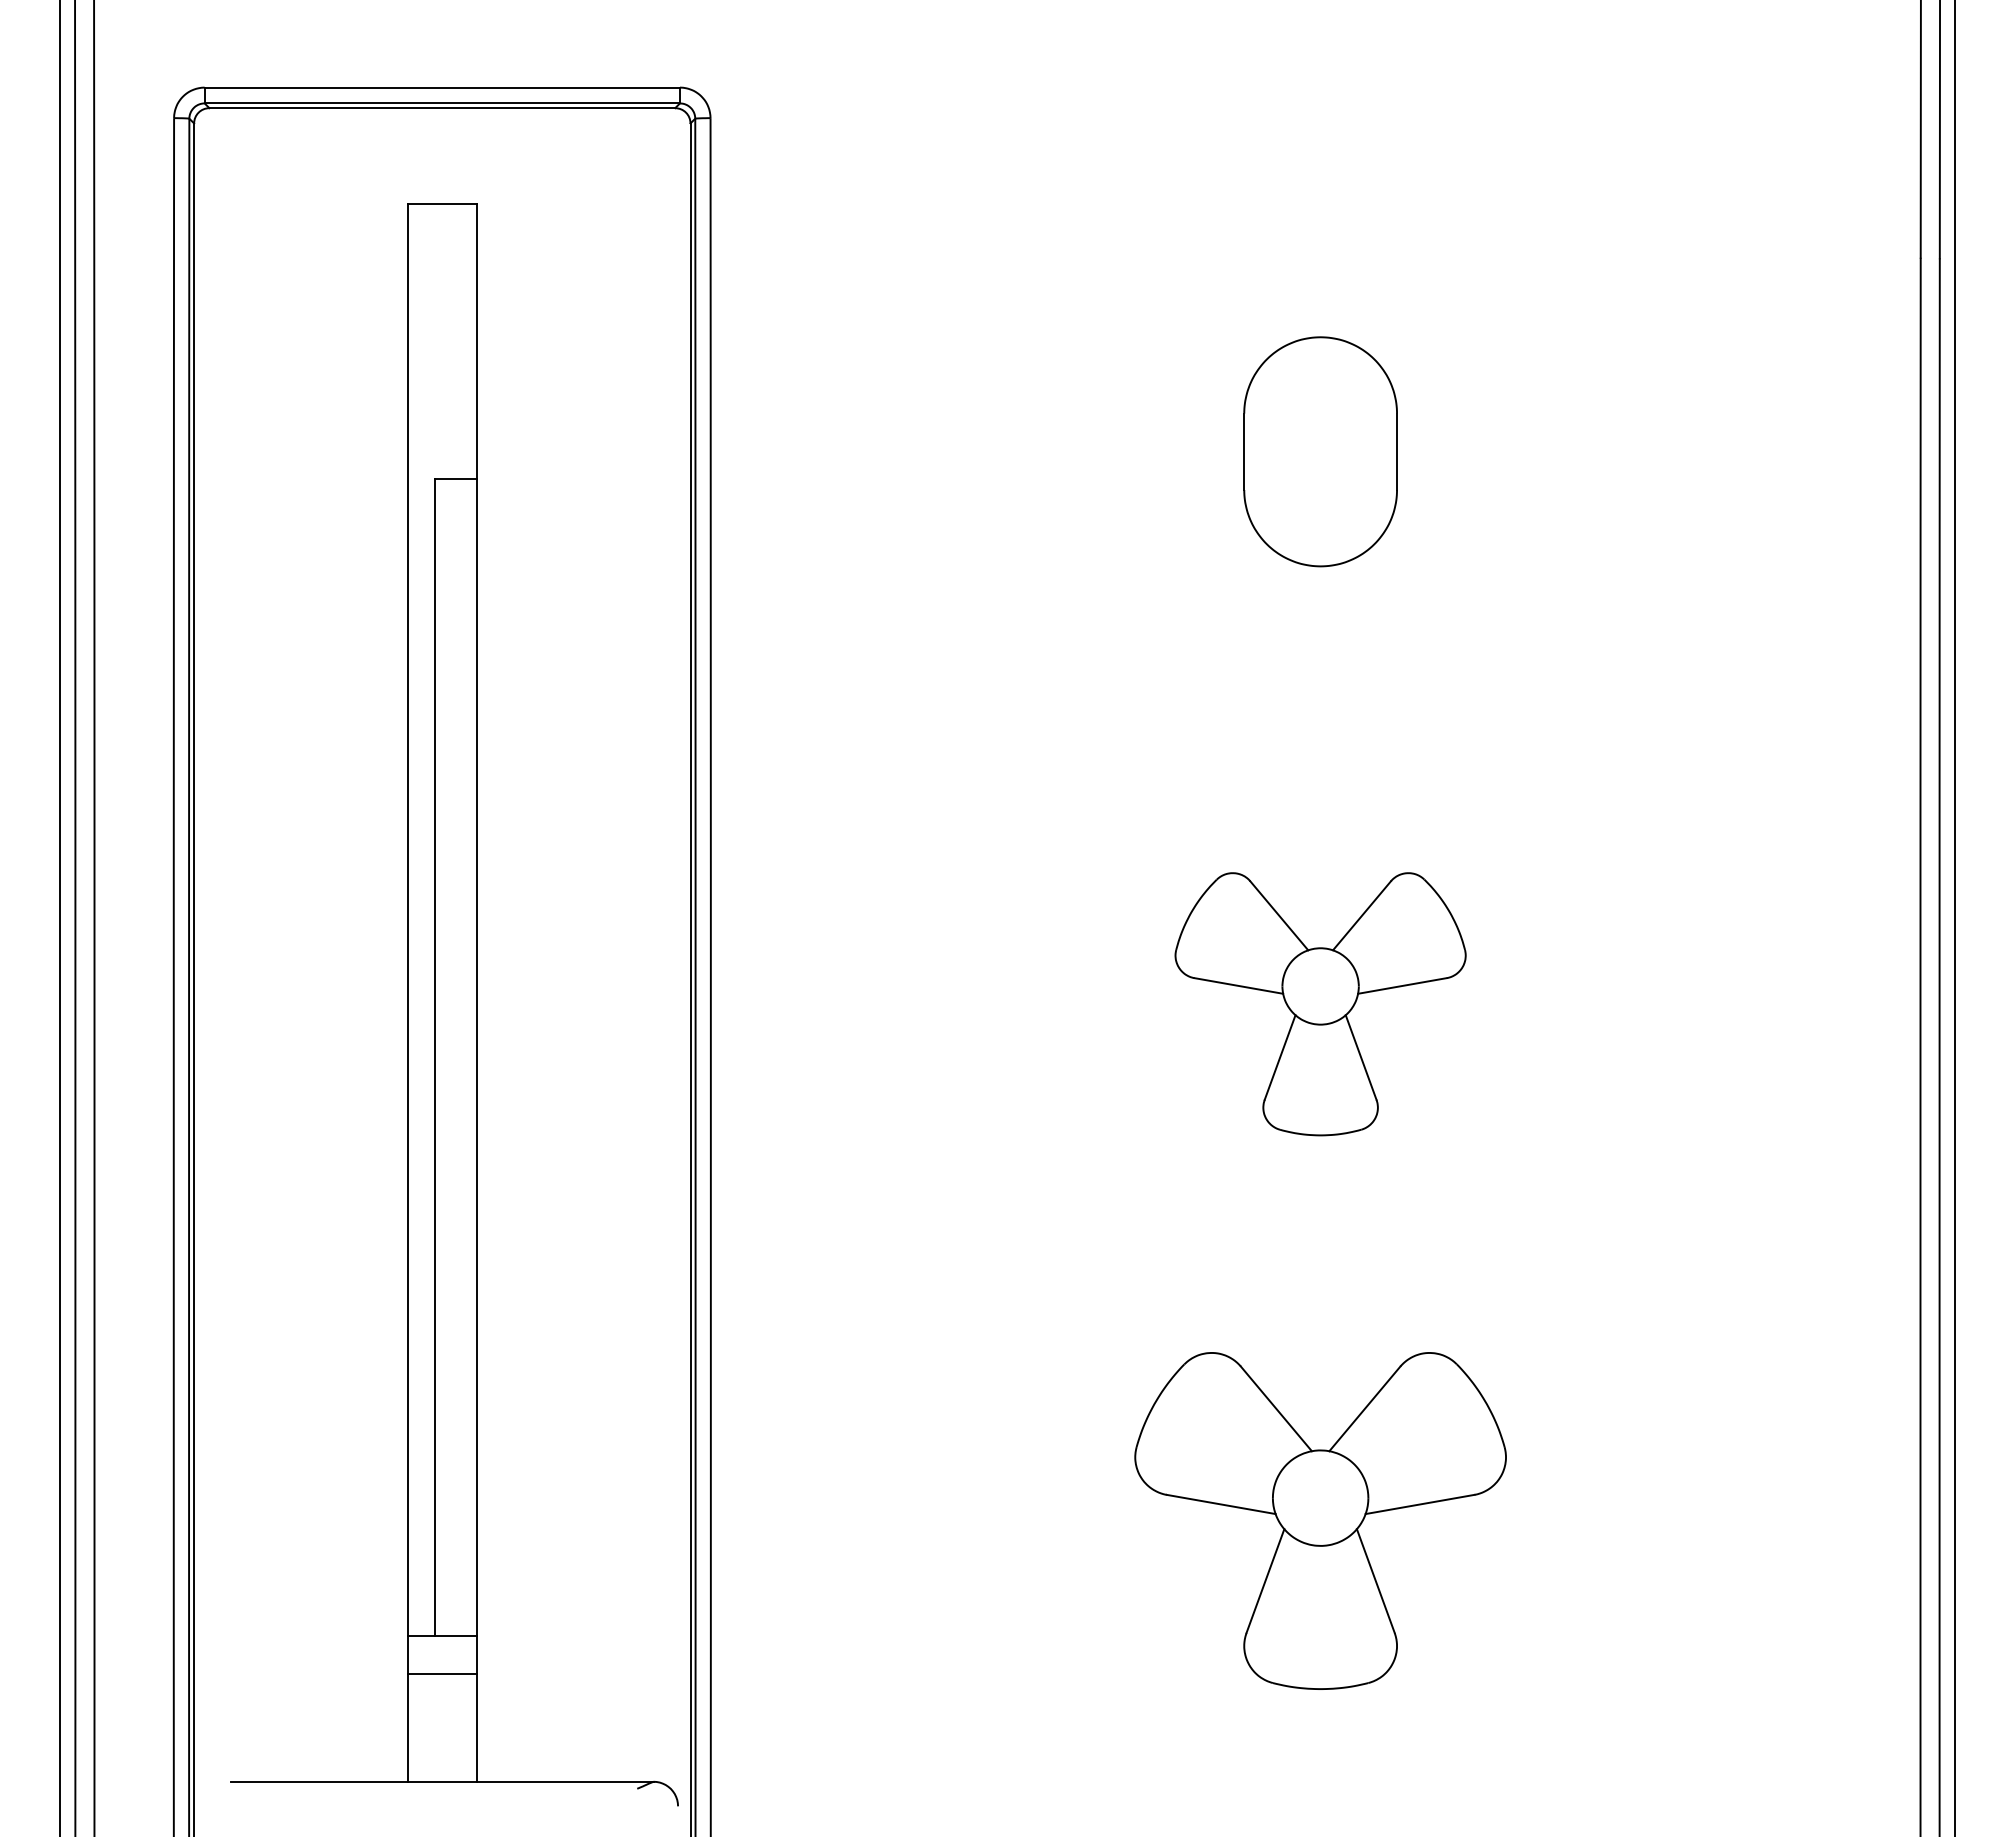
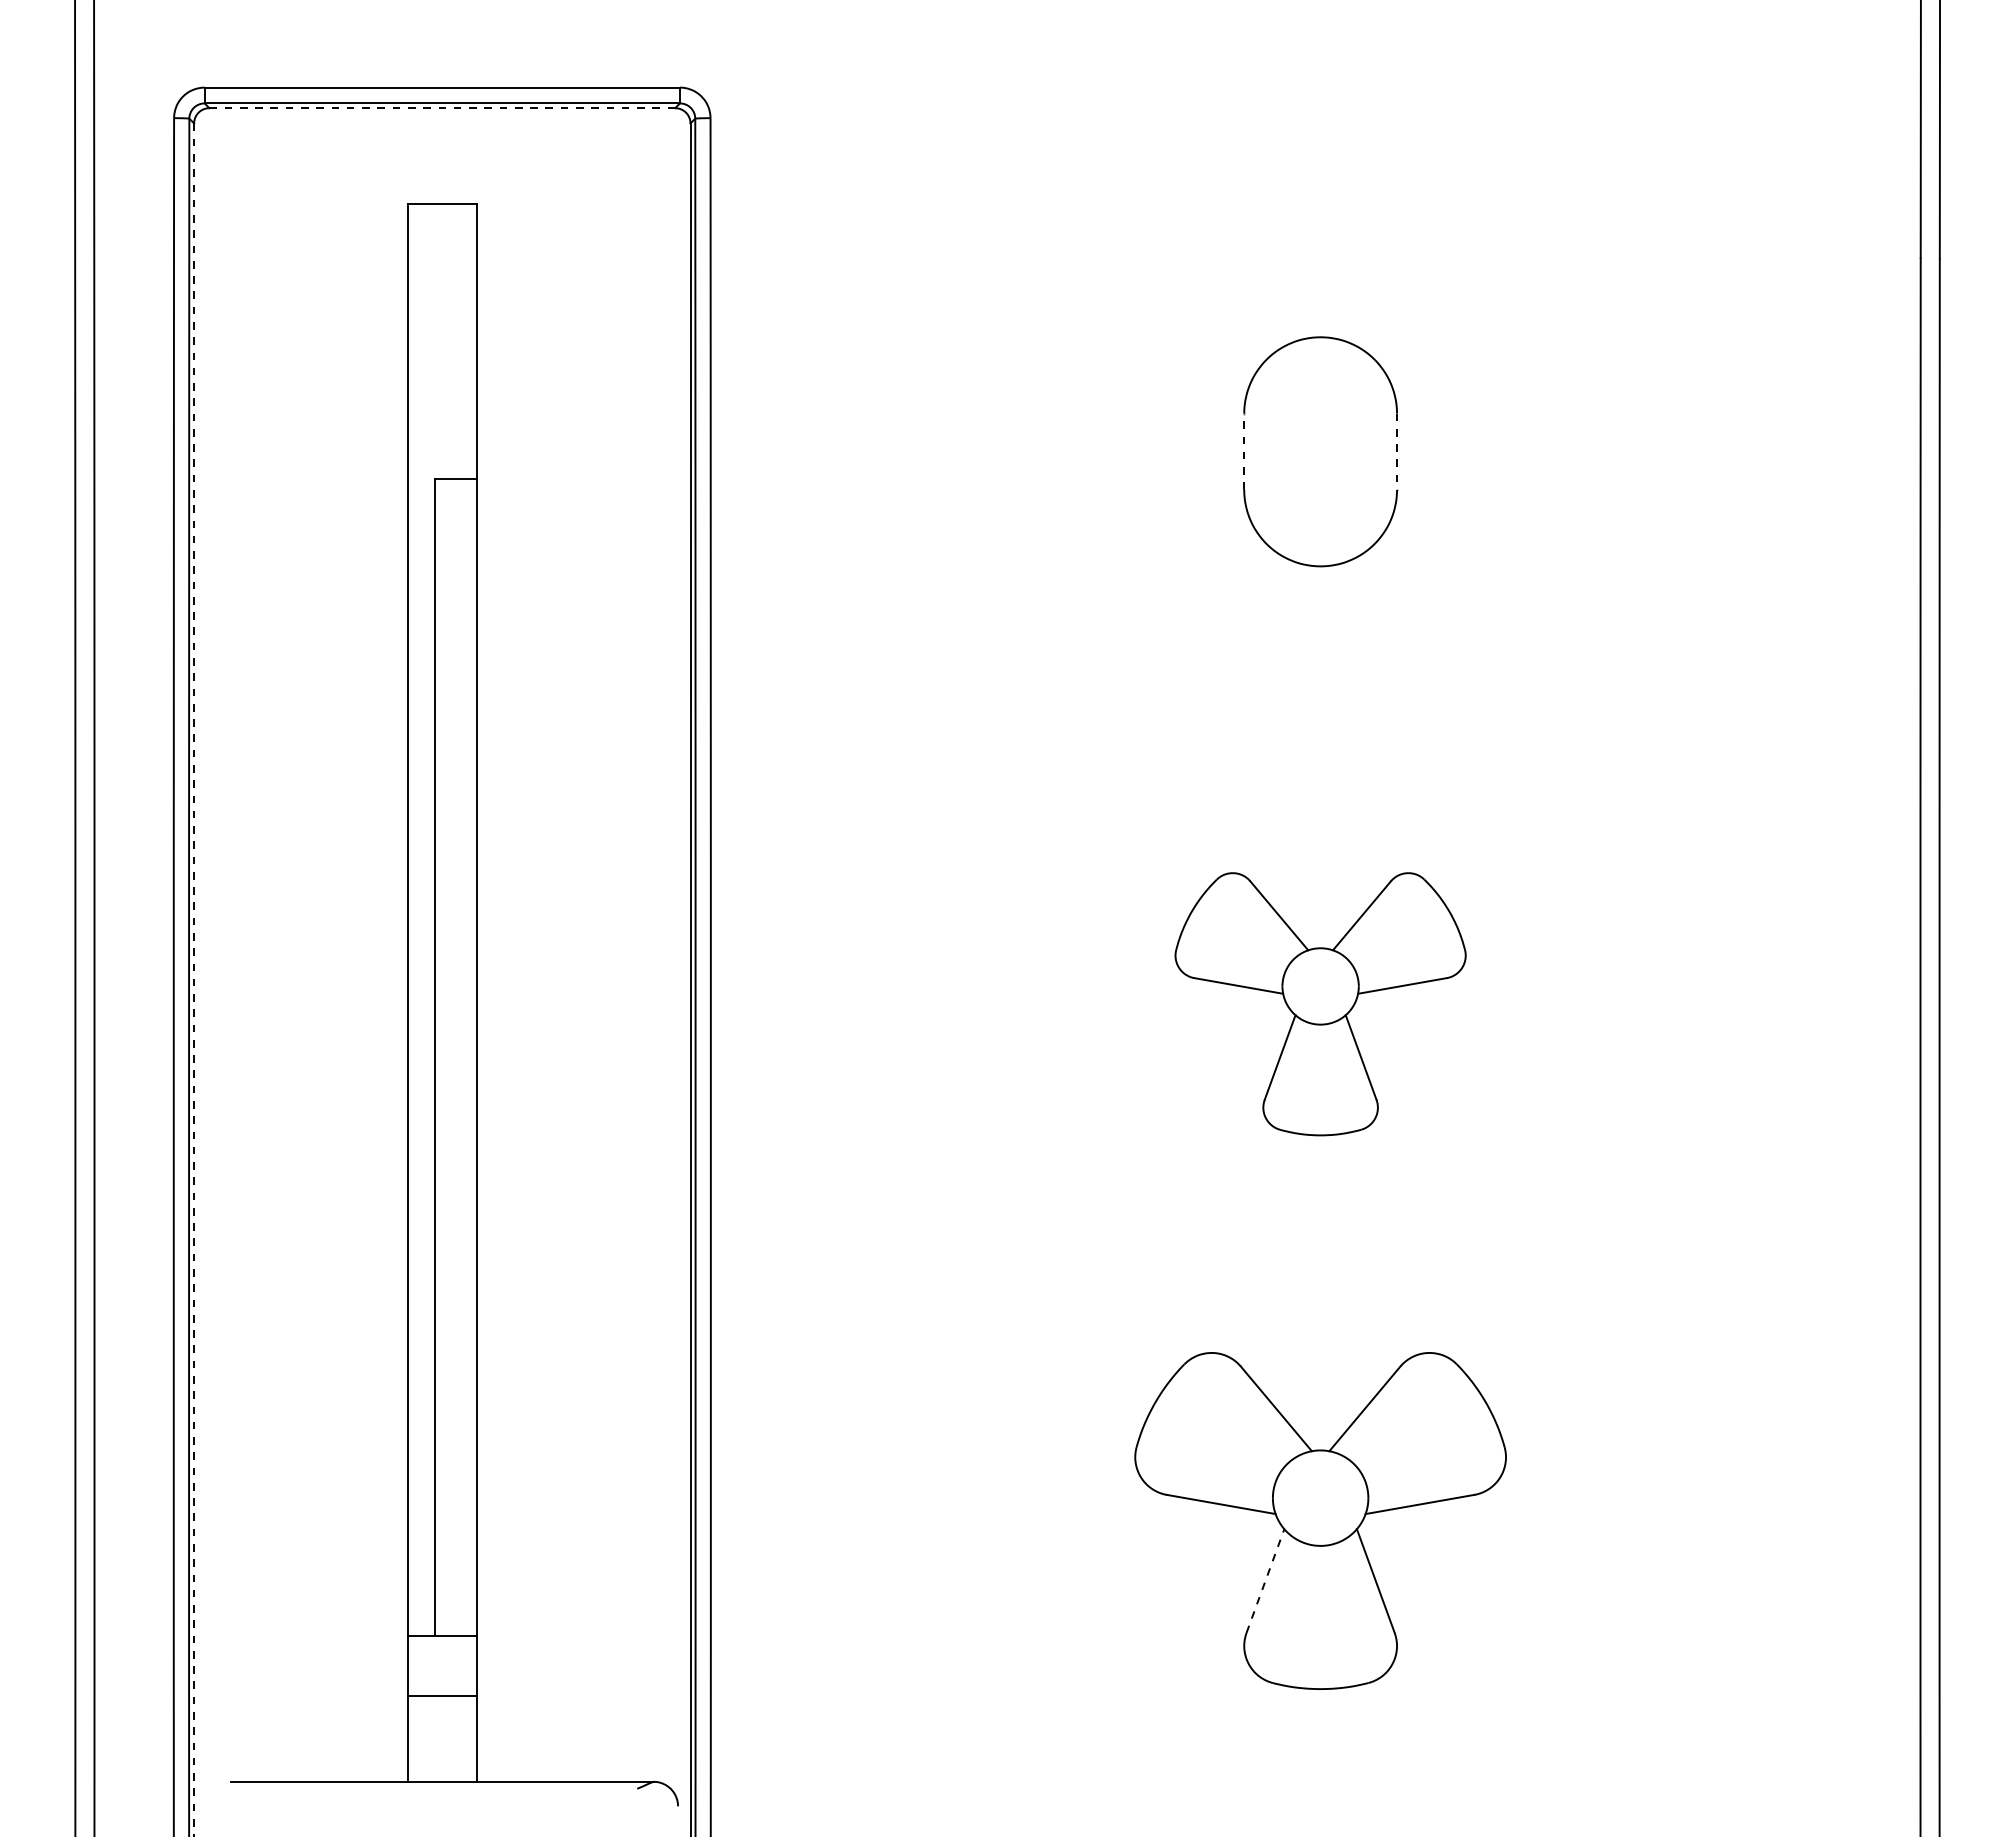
line: solid -> dashed (442, 108)
line: solid -> dashed (1244, 451)
line: solid -> dashed (1397, 452)
line: present -> none (60, 917)
line: present -> none (1954, 917)
line: solid -> dashed (194, 980)
line: solid -> dashed (1265, 1580)
line position: (441, 1673) -> (441, 1695) (441, 1695)
